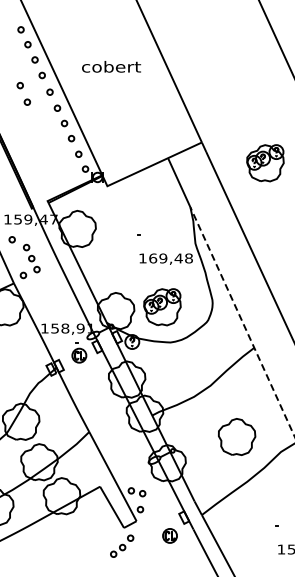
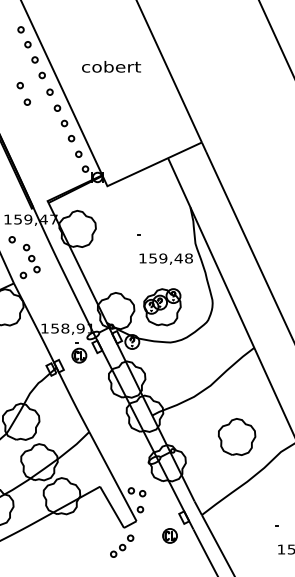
part: present -> none (265, 163)
text: 169,48 -> 159,48 (153, 258)
line: dashed -> solid (242, 321)
